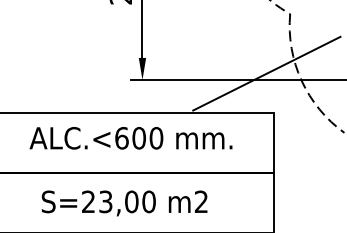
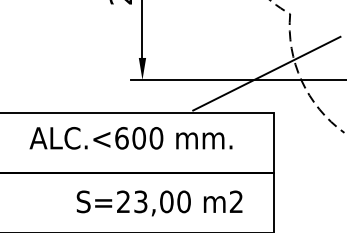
text position: (124, 203) -> (159, 203) (159, 203)
